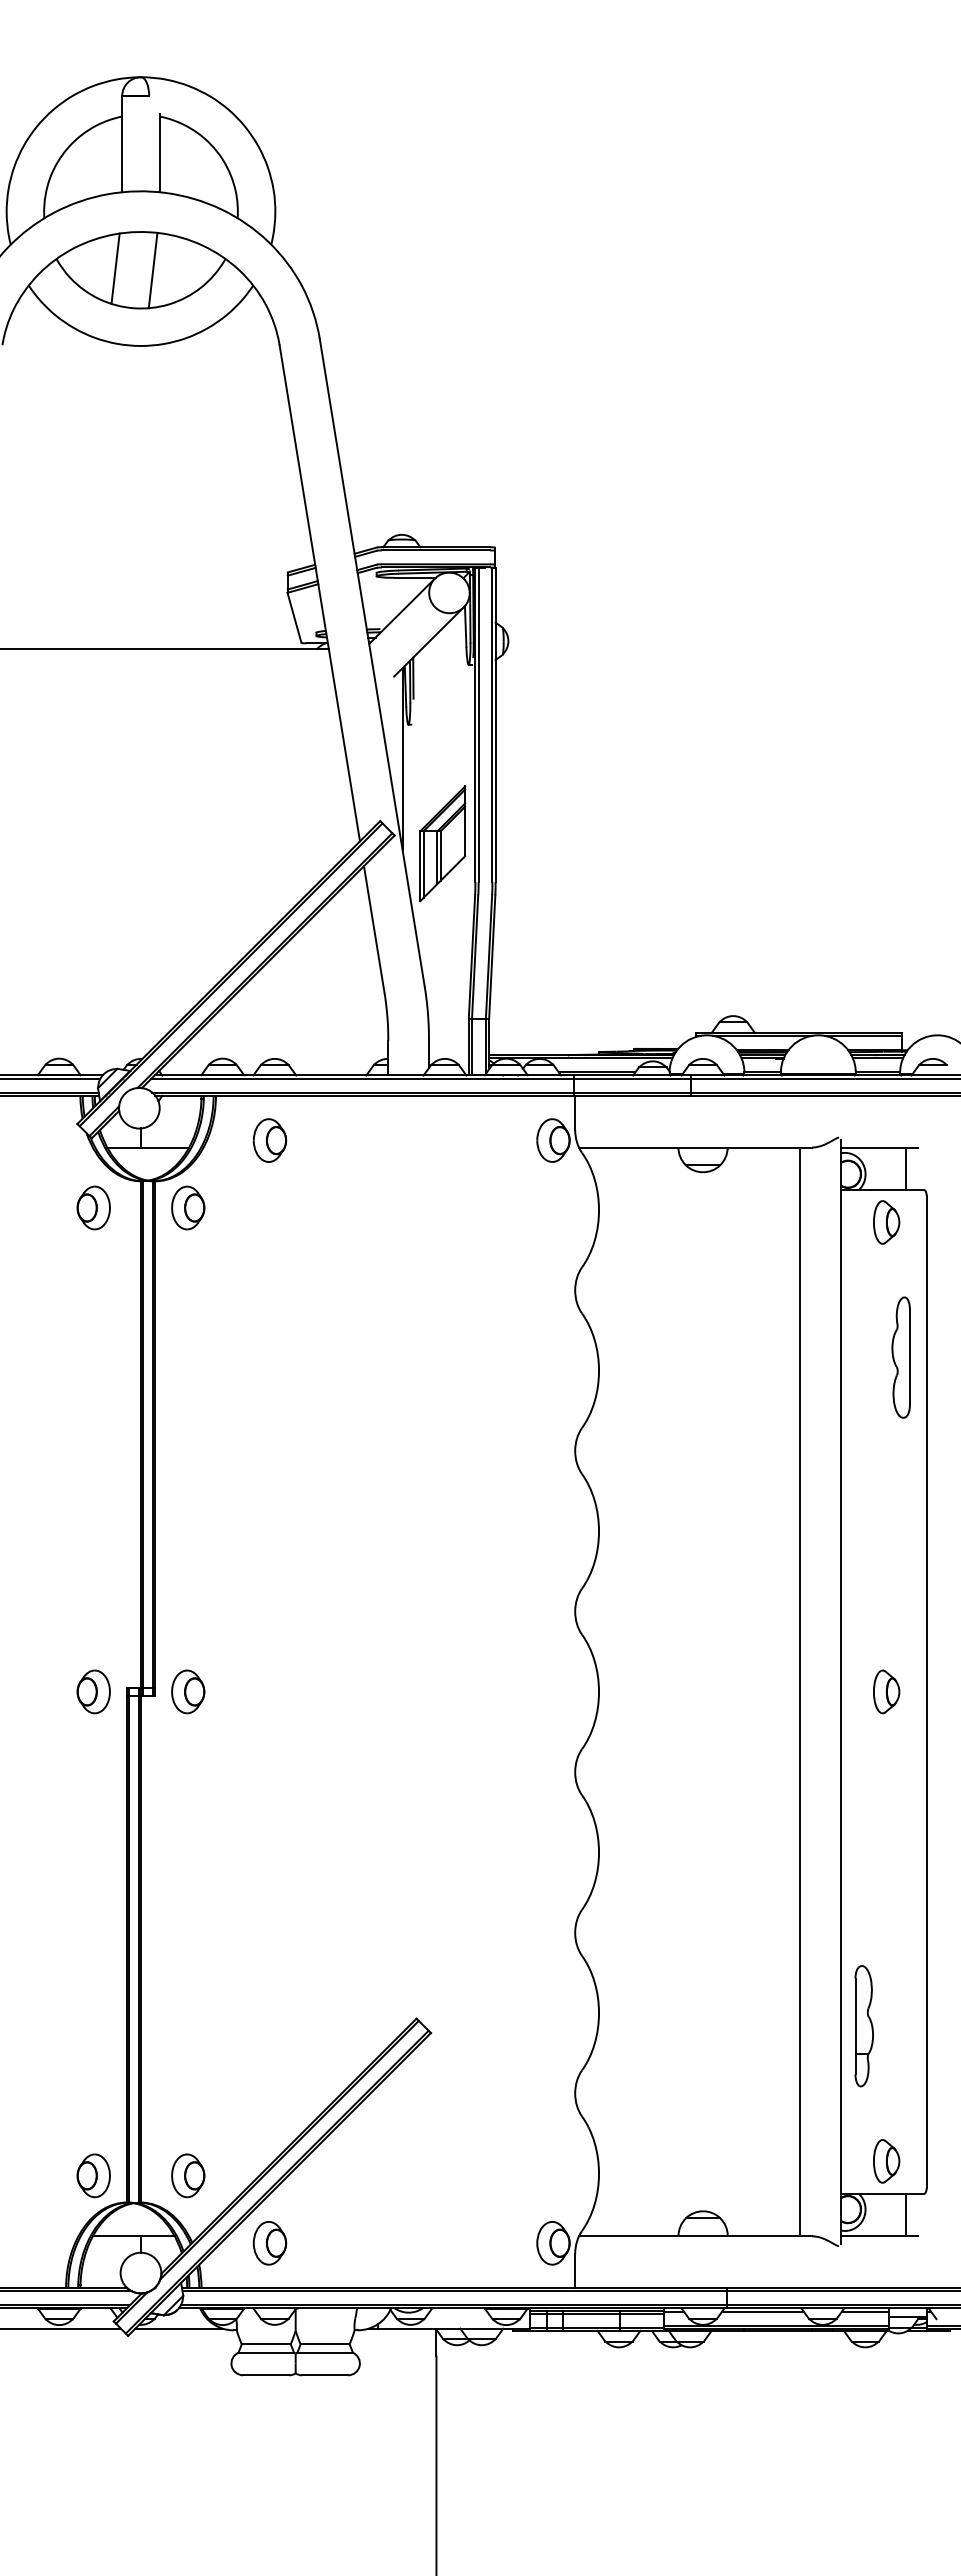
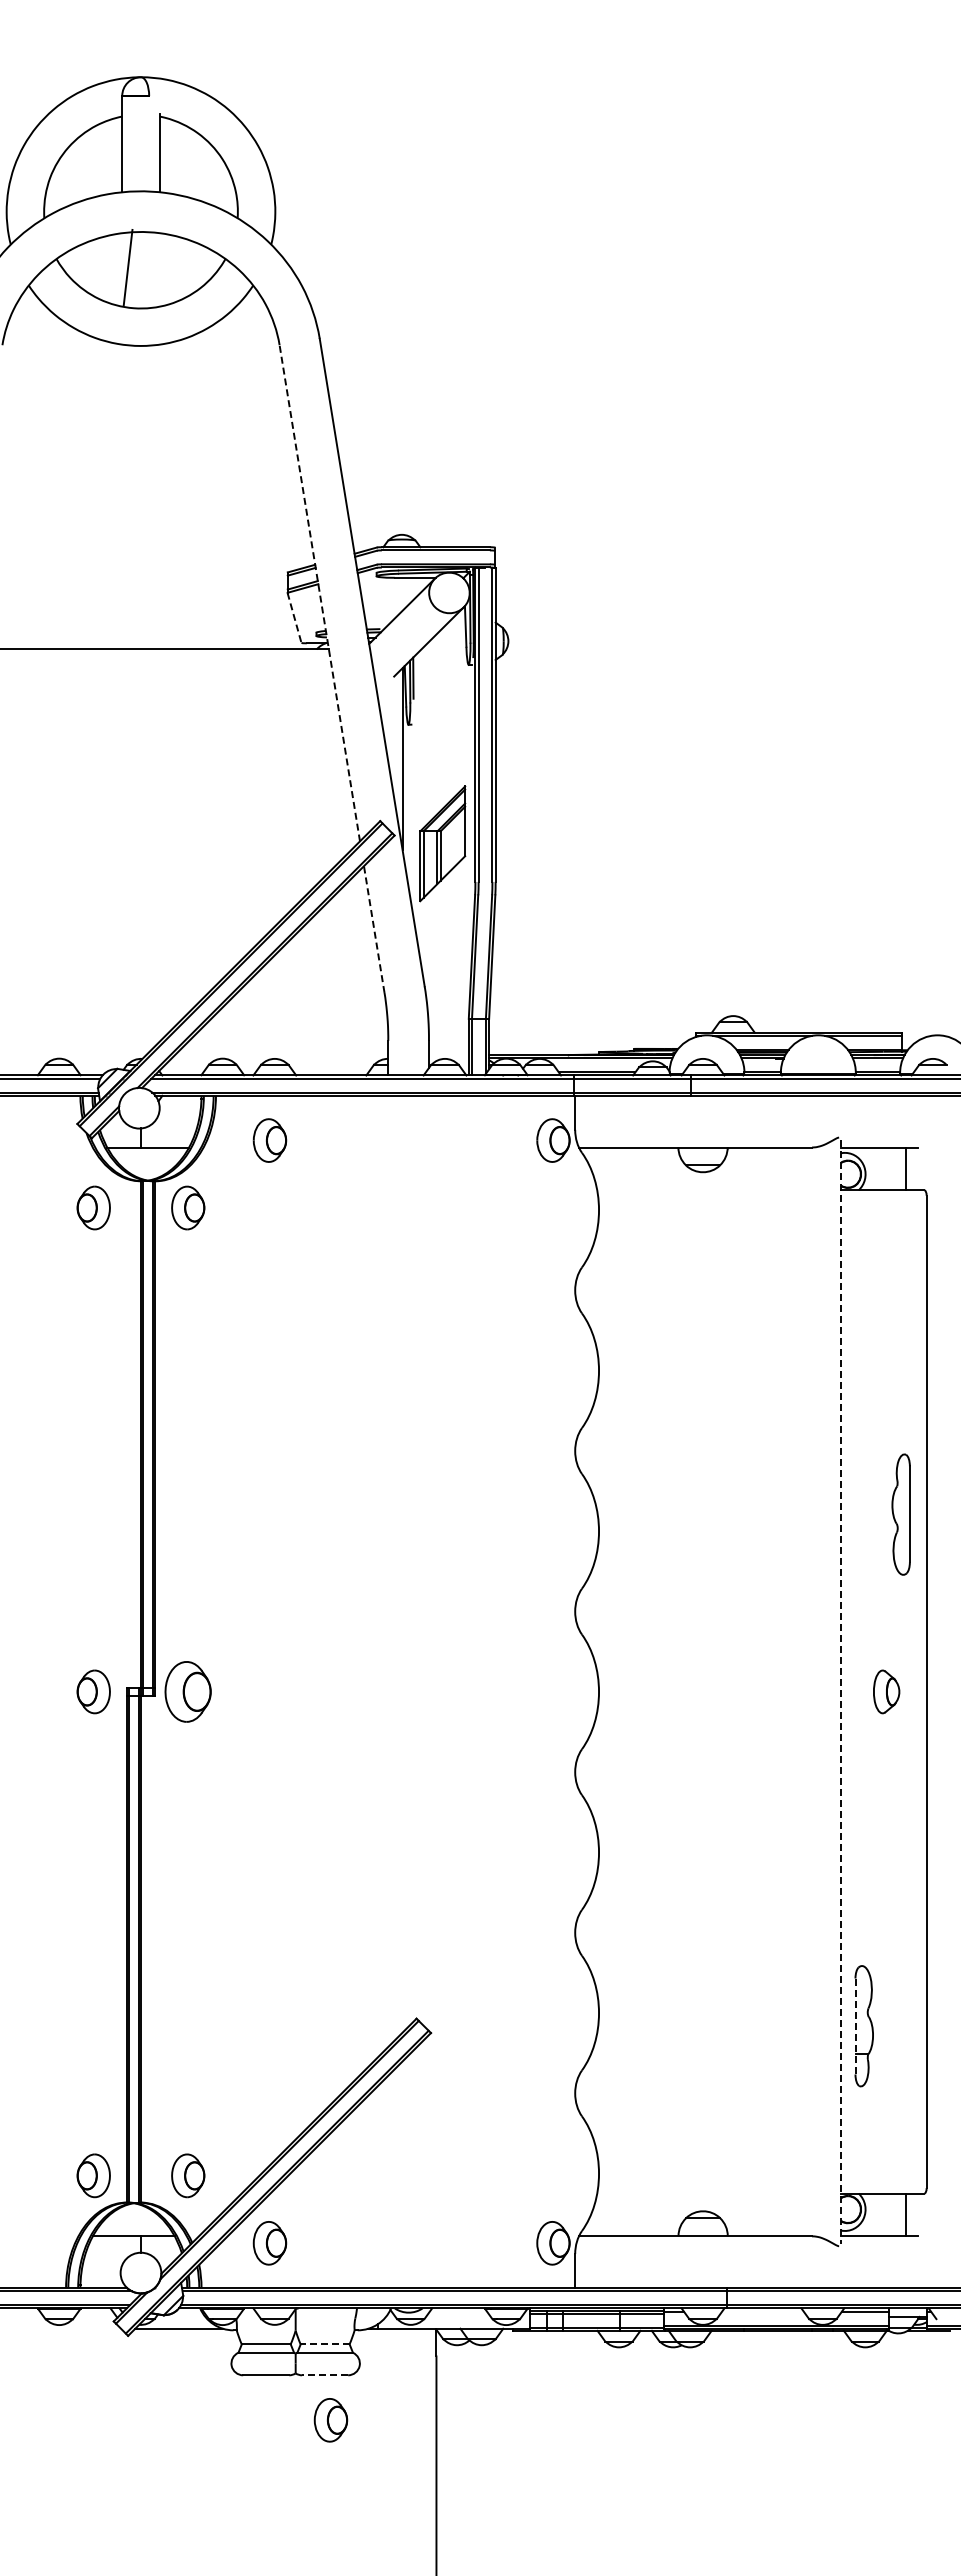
line: present -> none (115, 268)
line position: (152, 270) -> (127, 267) (127, 267)
line: solid -> dashed (319, 592)
line: solid -> dashed (294, 617)
line: solid -> dashed (374, 929)
part: present -> none (886, 1222)
part position: (900, 1357) -> (900, 1514) (900, 1514)
part size: 35x46 px -> 48x62 px (187, 1691)
line: present -> none (800, 1691)
line: solid -> dashed (841, 1692)
line: solid -> dashed (855, 2026)
part: present -> none (886, 2161)
line: present -> none (762, 2311)
line: present -> none (61, 2328)
line: solid -> dashed (324, 2344)
line: solid -> dashed (324, 2375)
part: none -> present (330, 2420)
